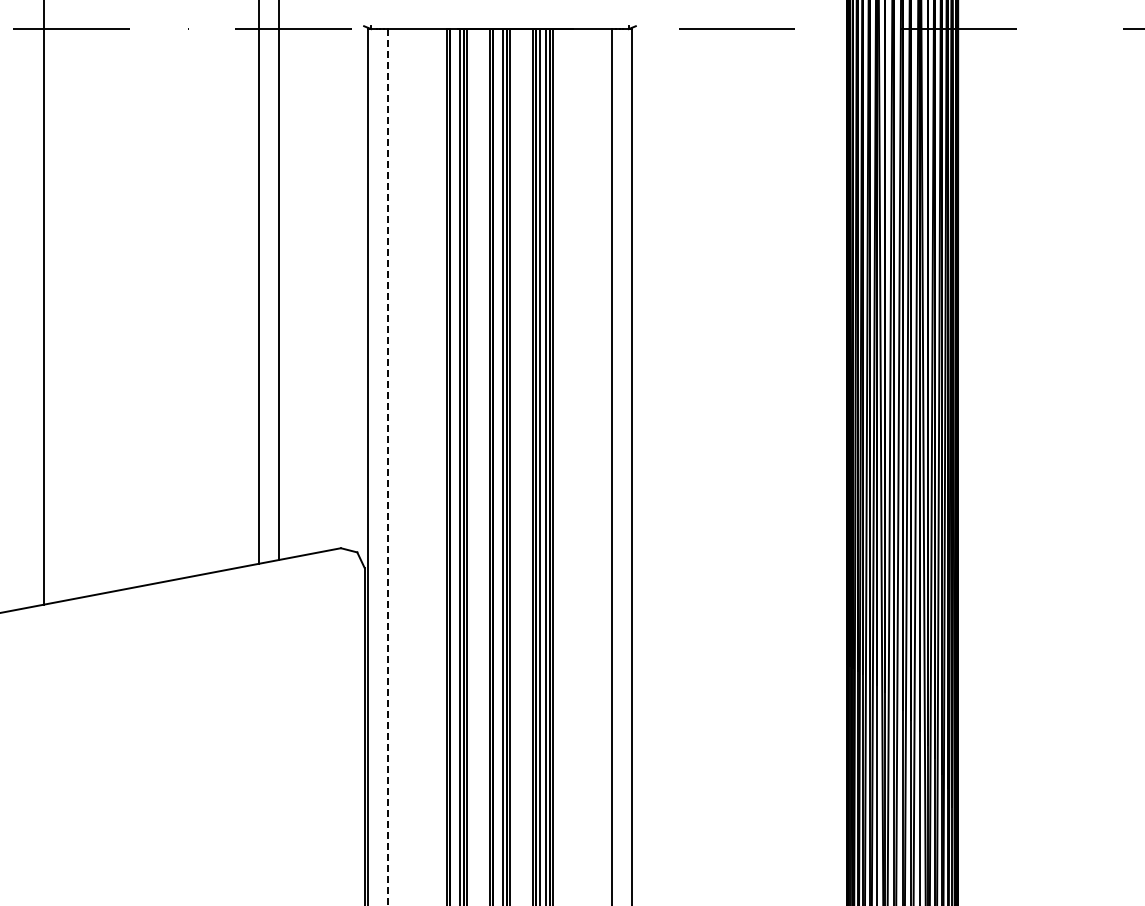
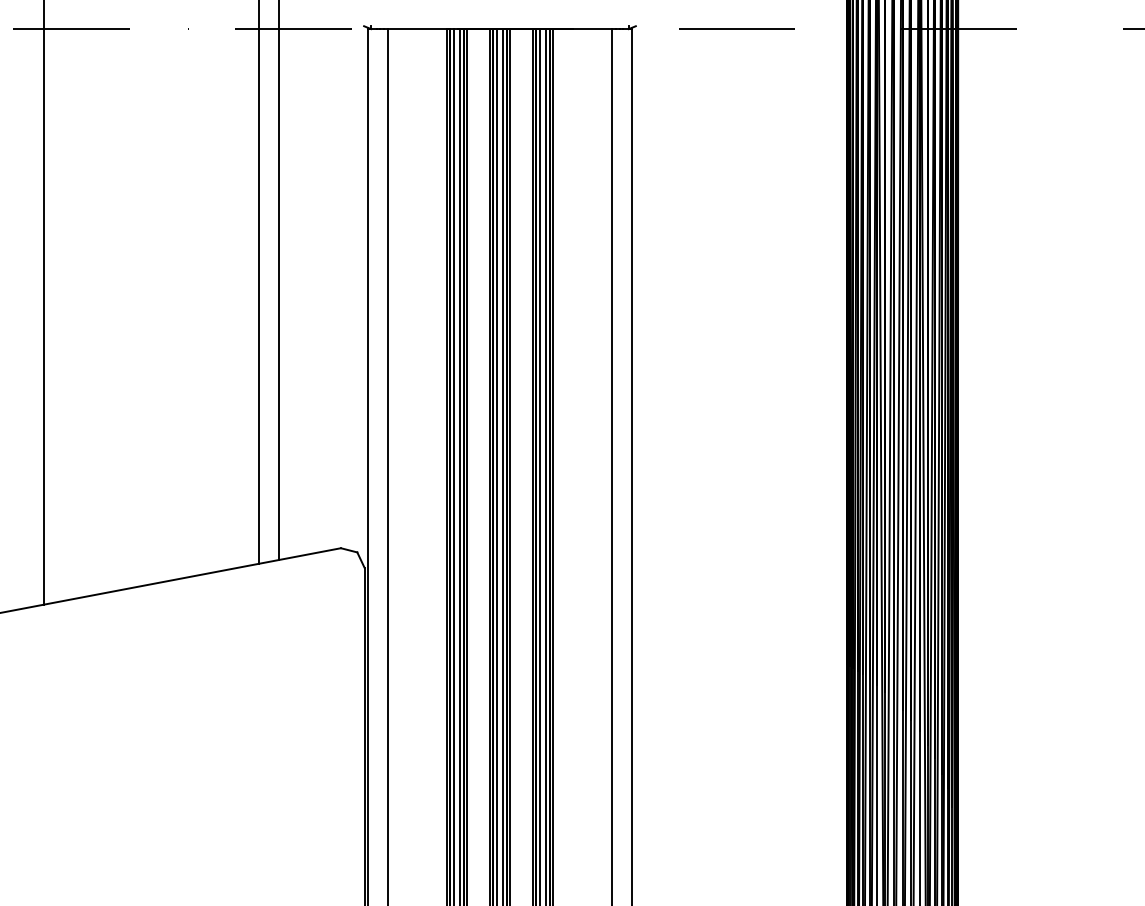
line: none -> present (453, 465)
line: none -> present (496, 465)
line: dashed -> solid (387, 467)
